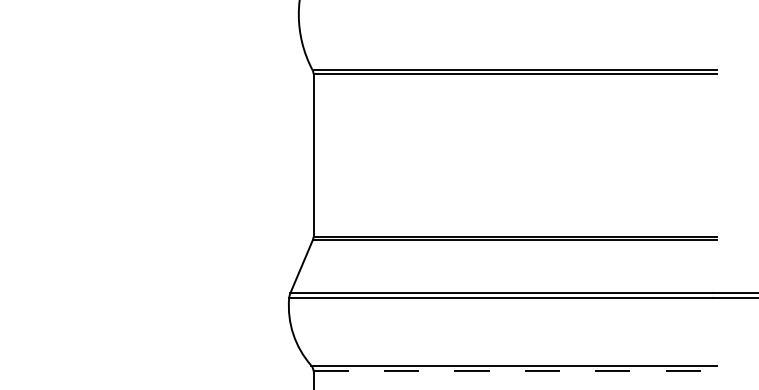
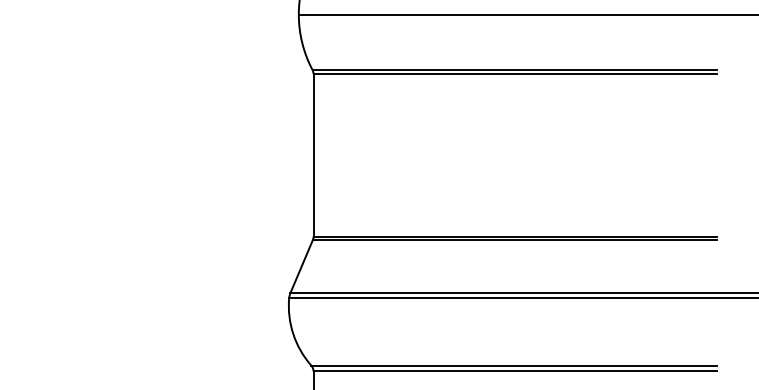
line: none -> present (526, 14)
line: dashed -> solid (515, 371)
